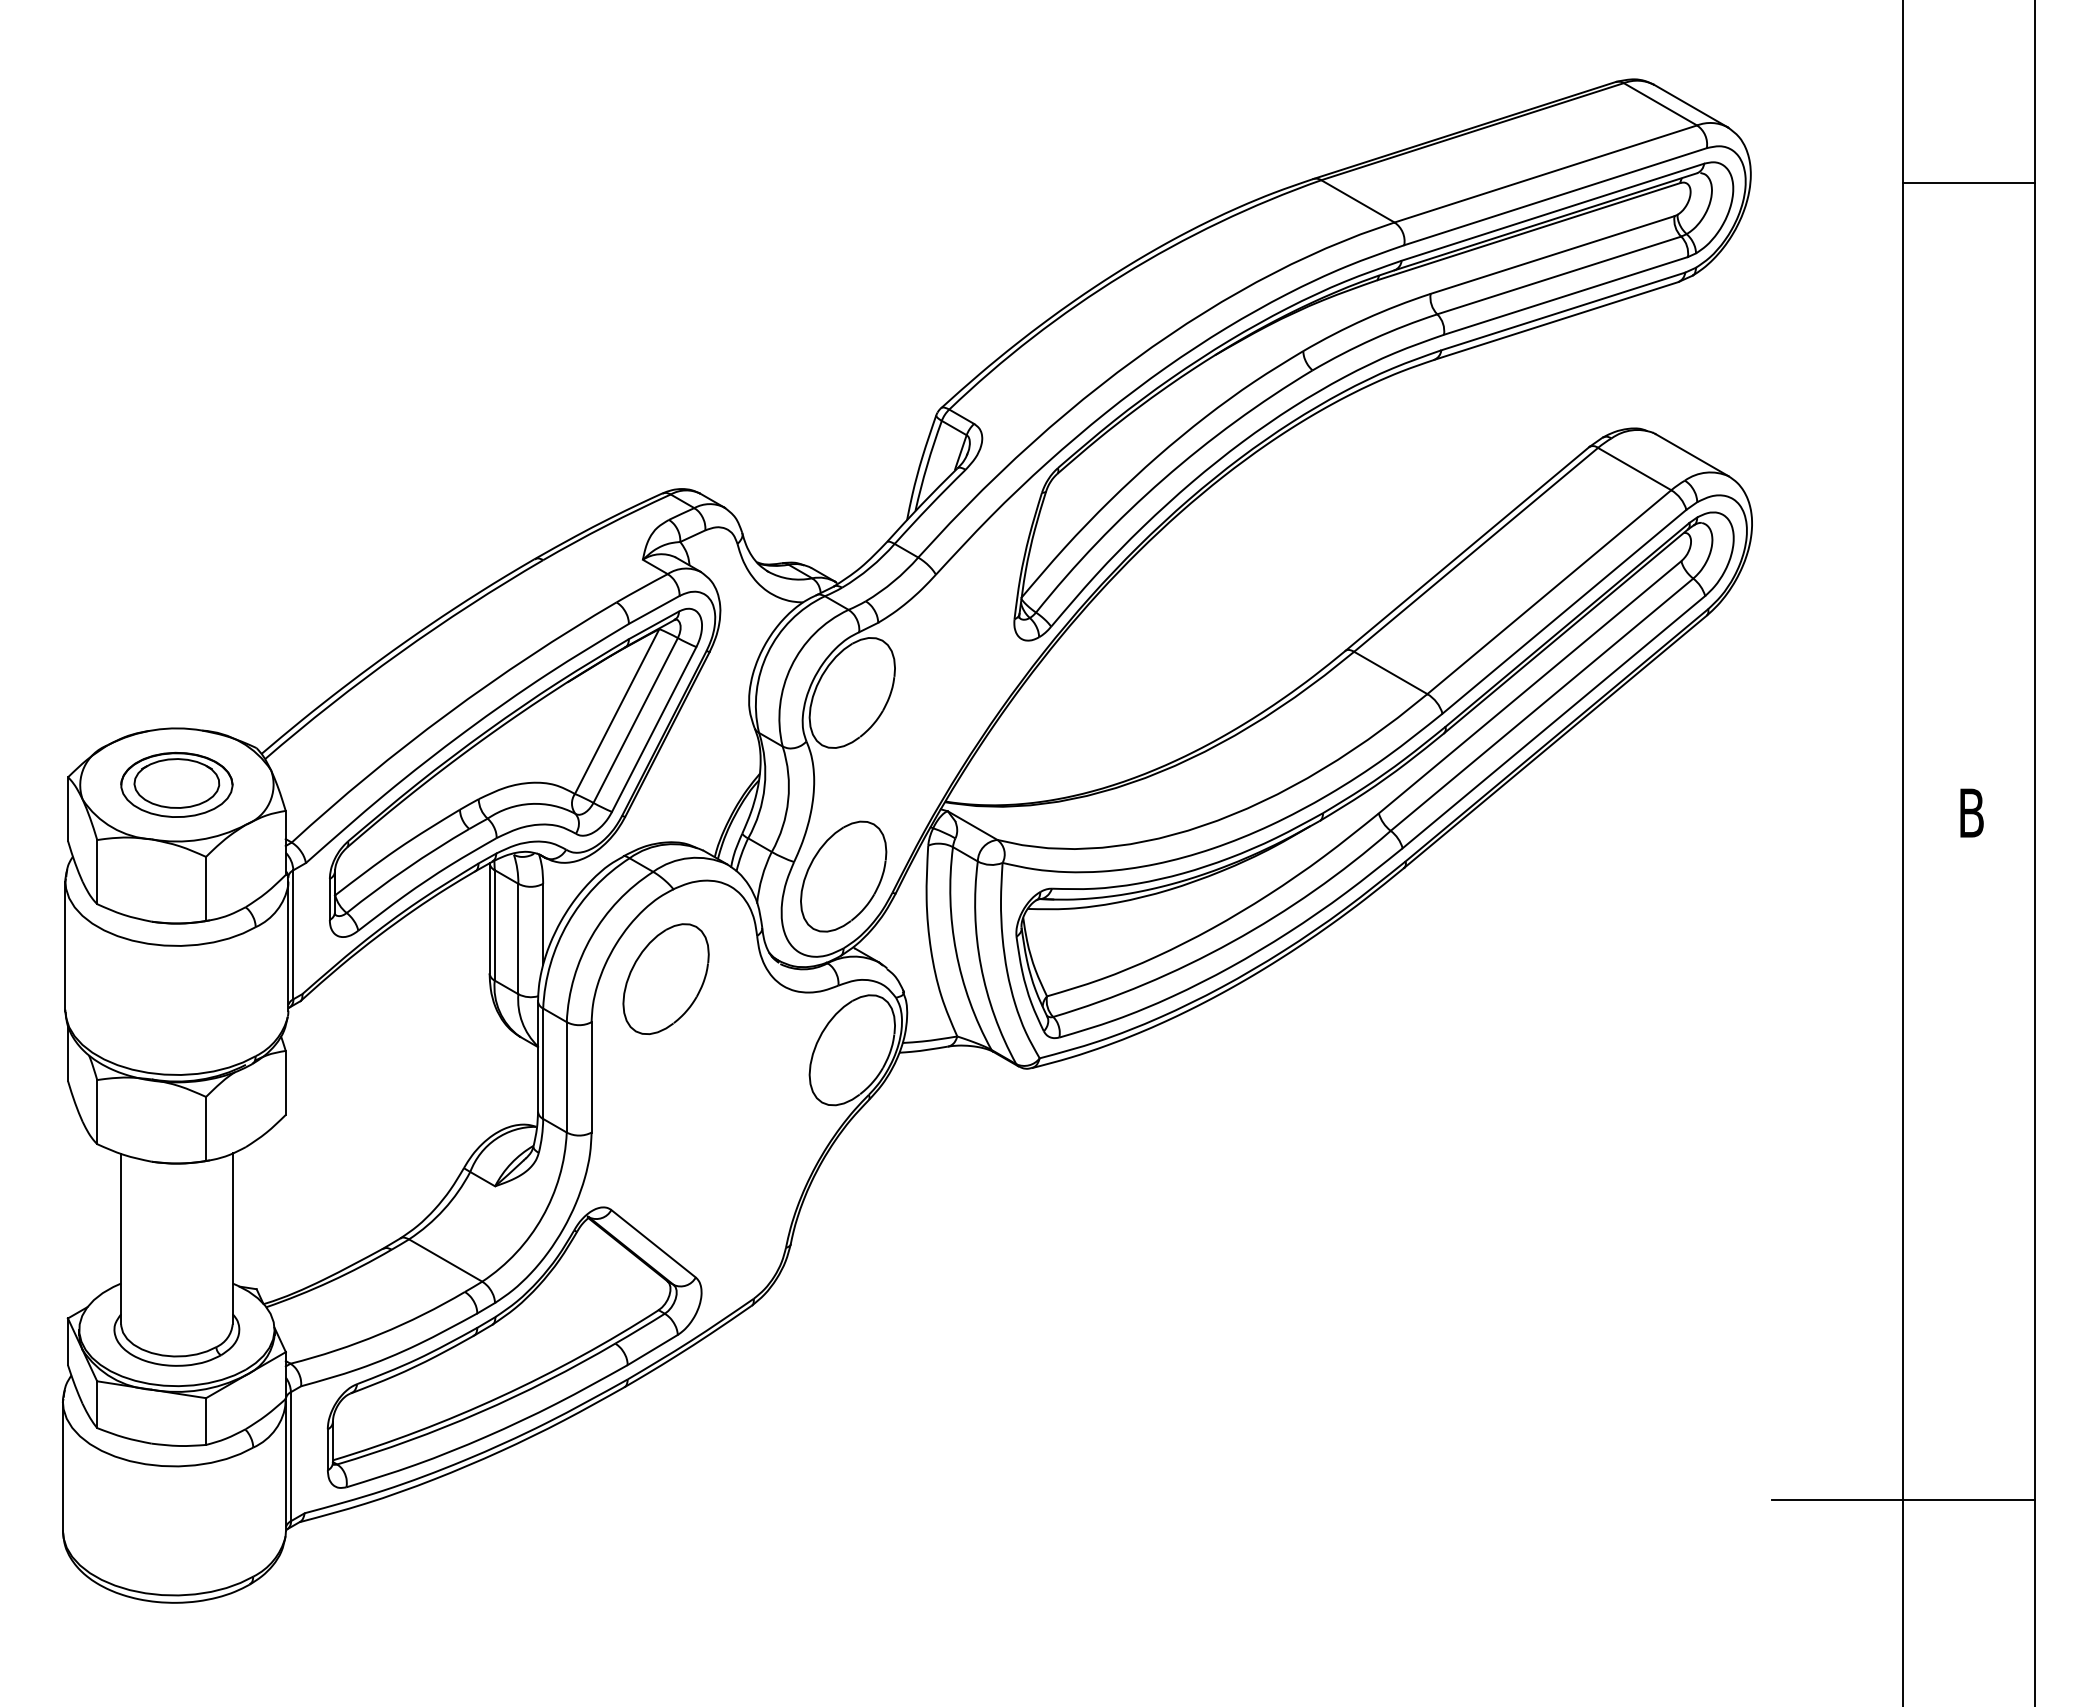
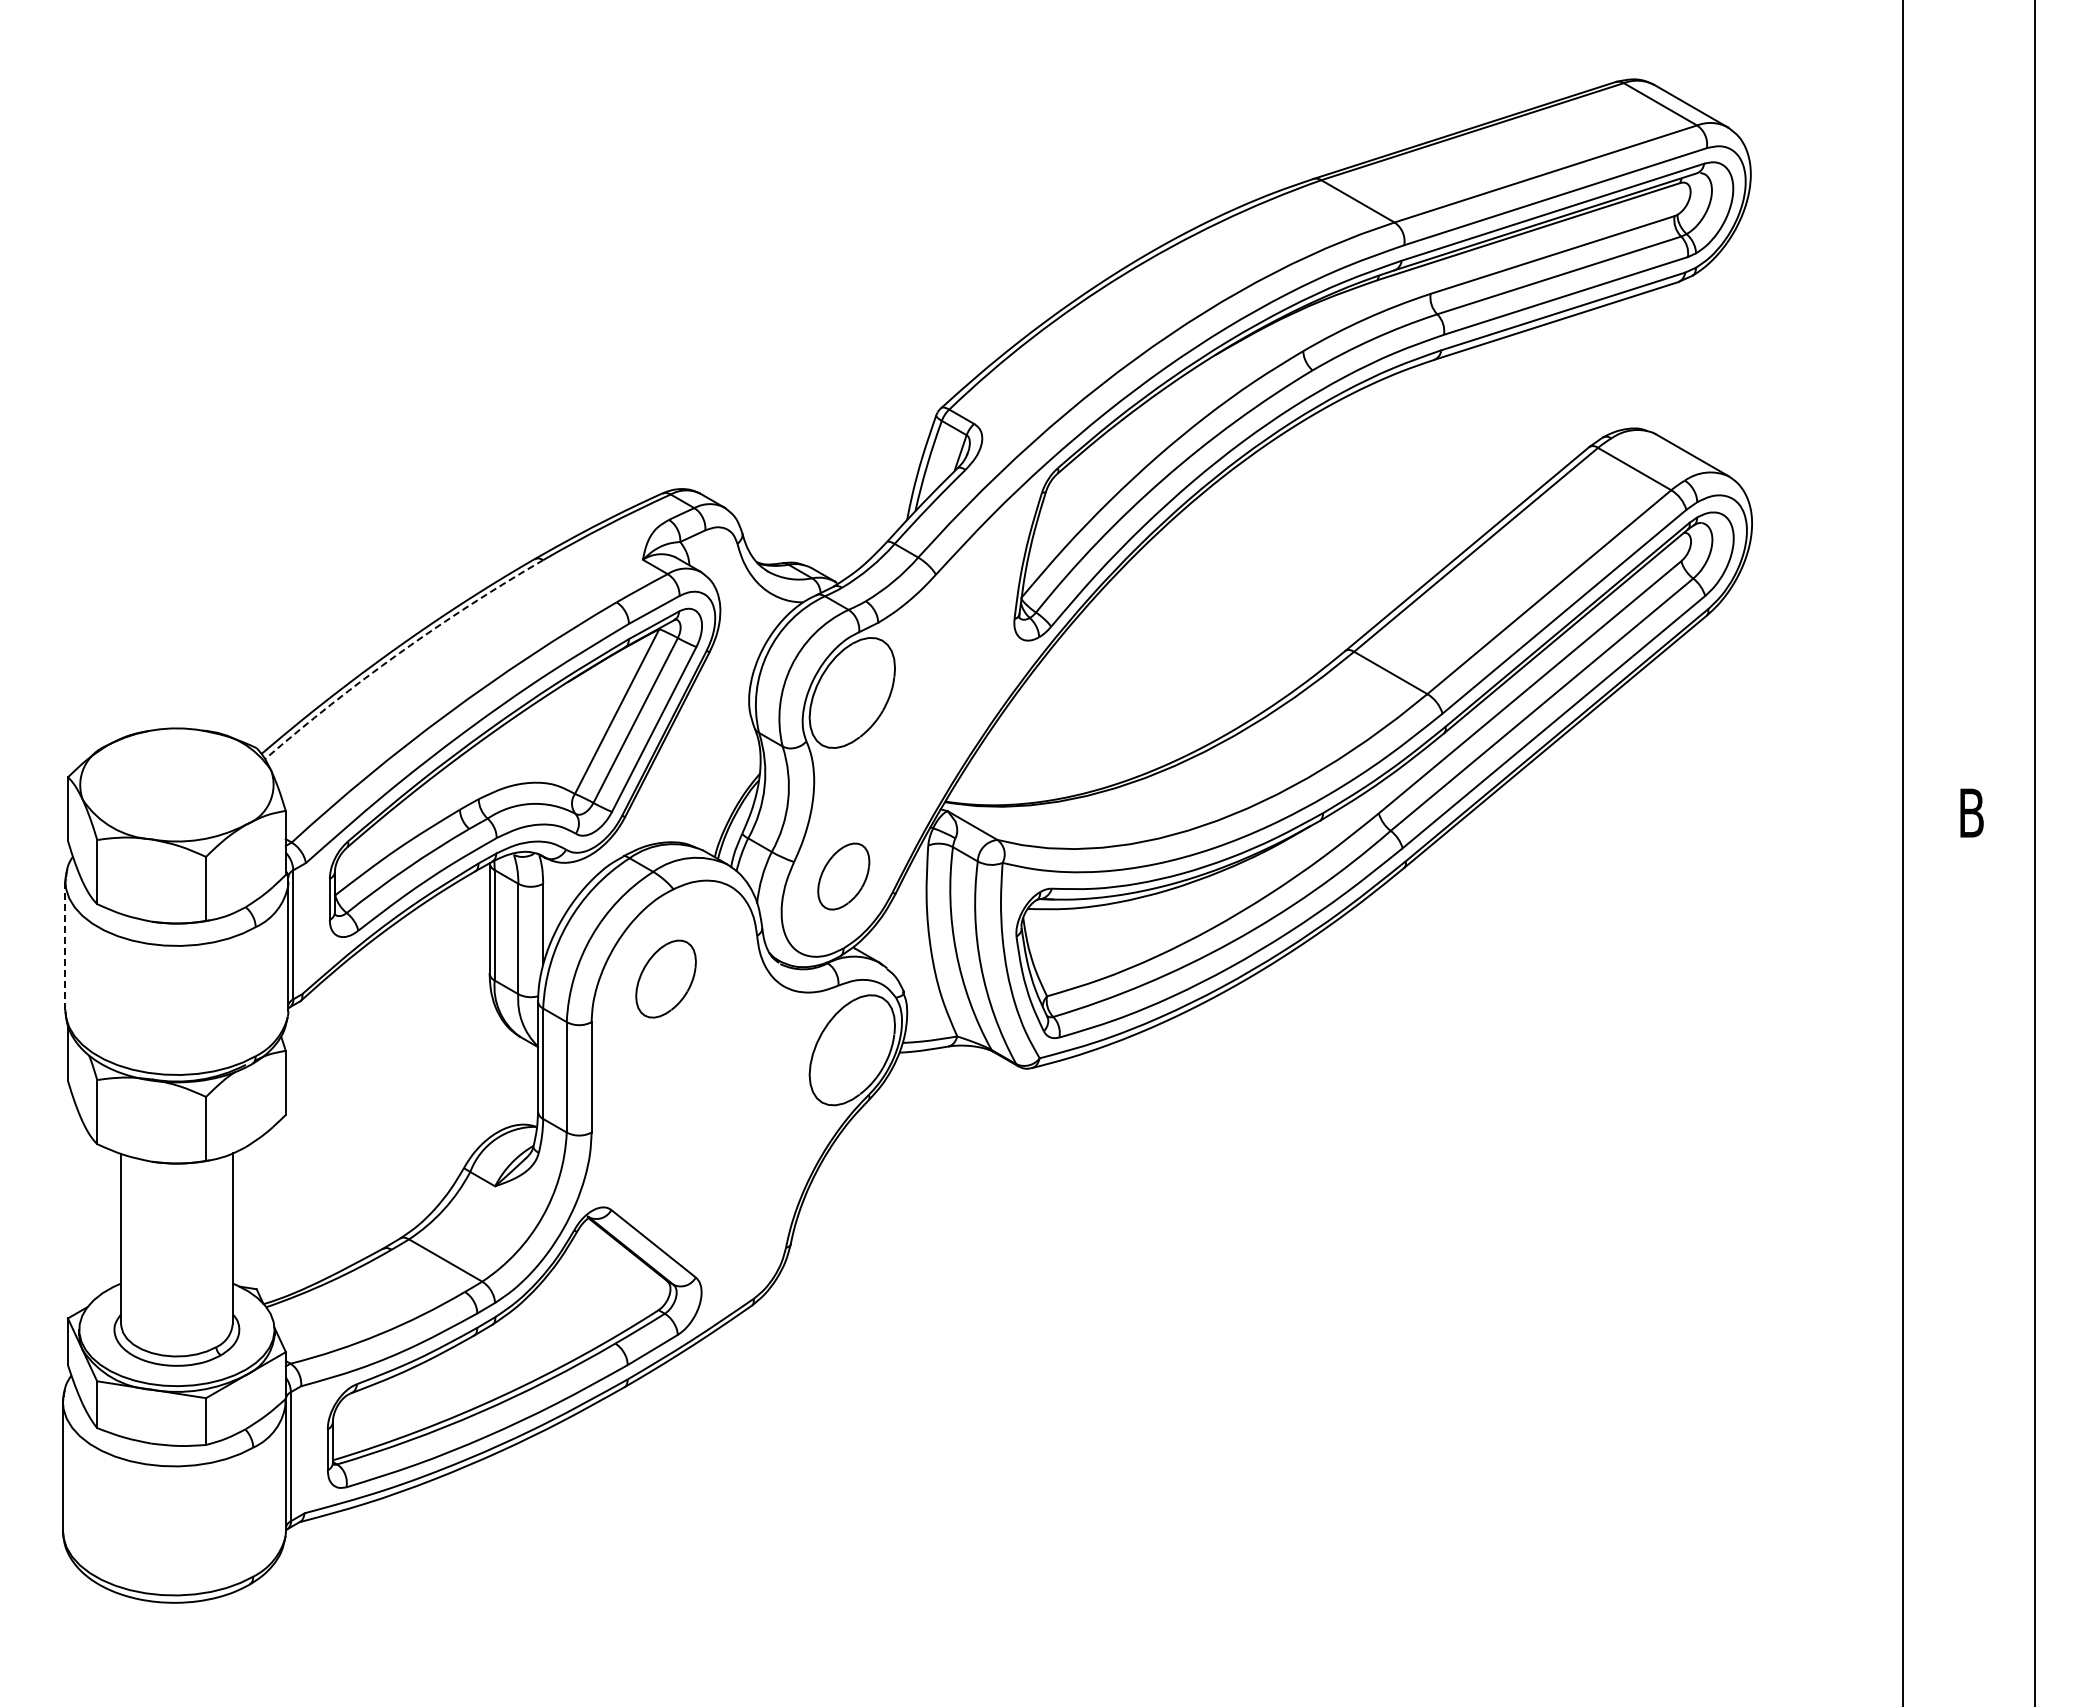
line: present -> none (1969, 182)
arc: solid -> dashed (399, 653)
part: present -> none (176, 784)
part size: 88x113 px -> 54x69 px (843, 876)
line: solid -> dashed (65, 946)
part size: 88x112 px -> 62x80 px (665, 978)
line: present -> none (1903, 1499)
